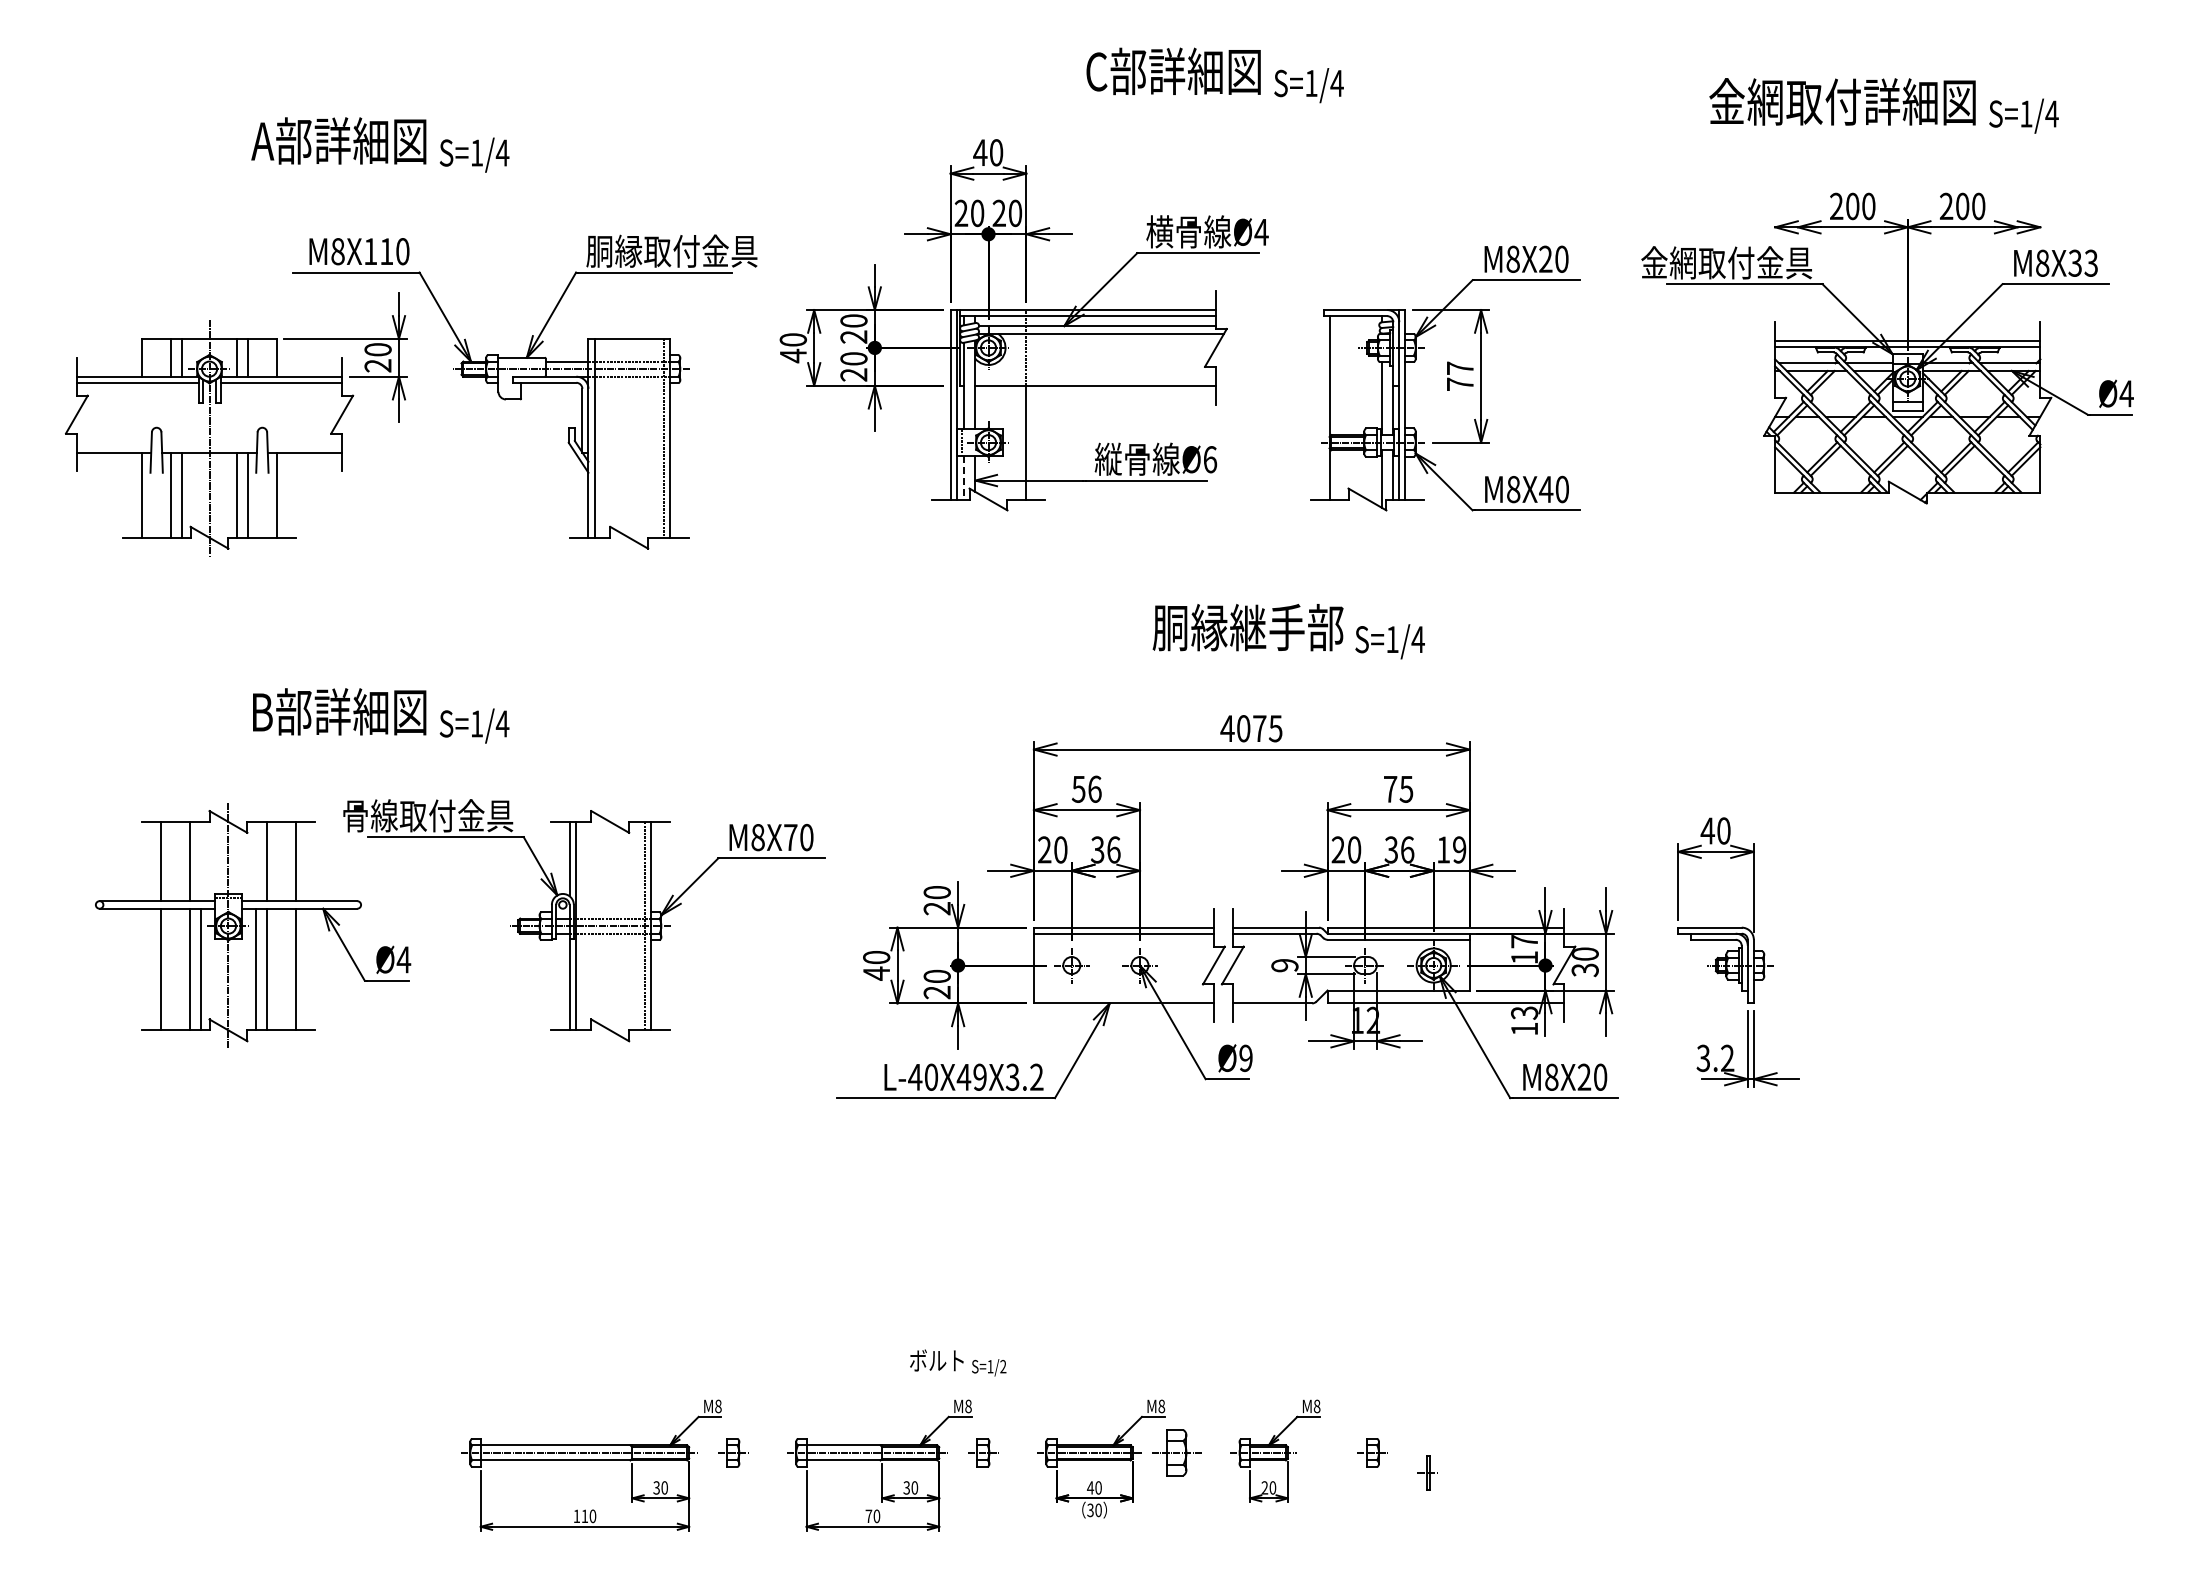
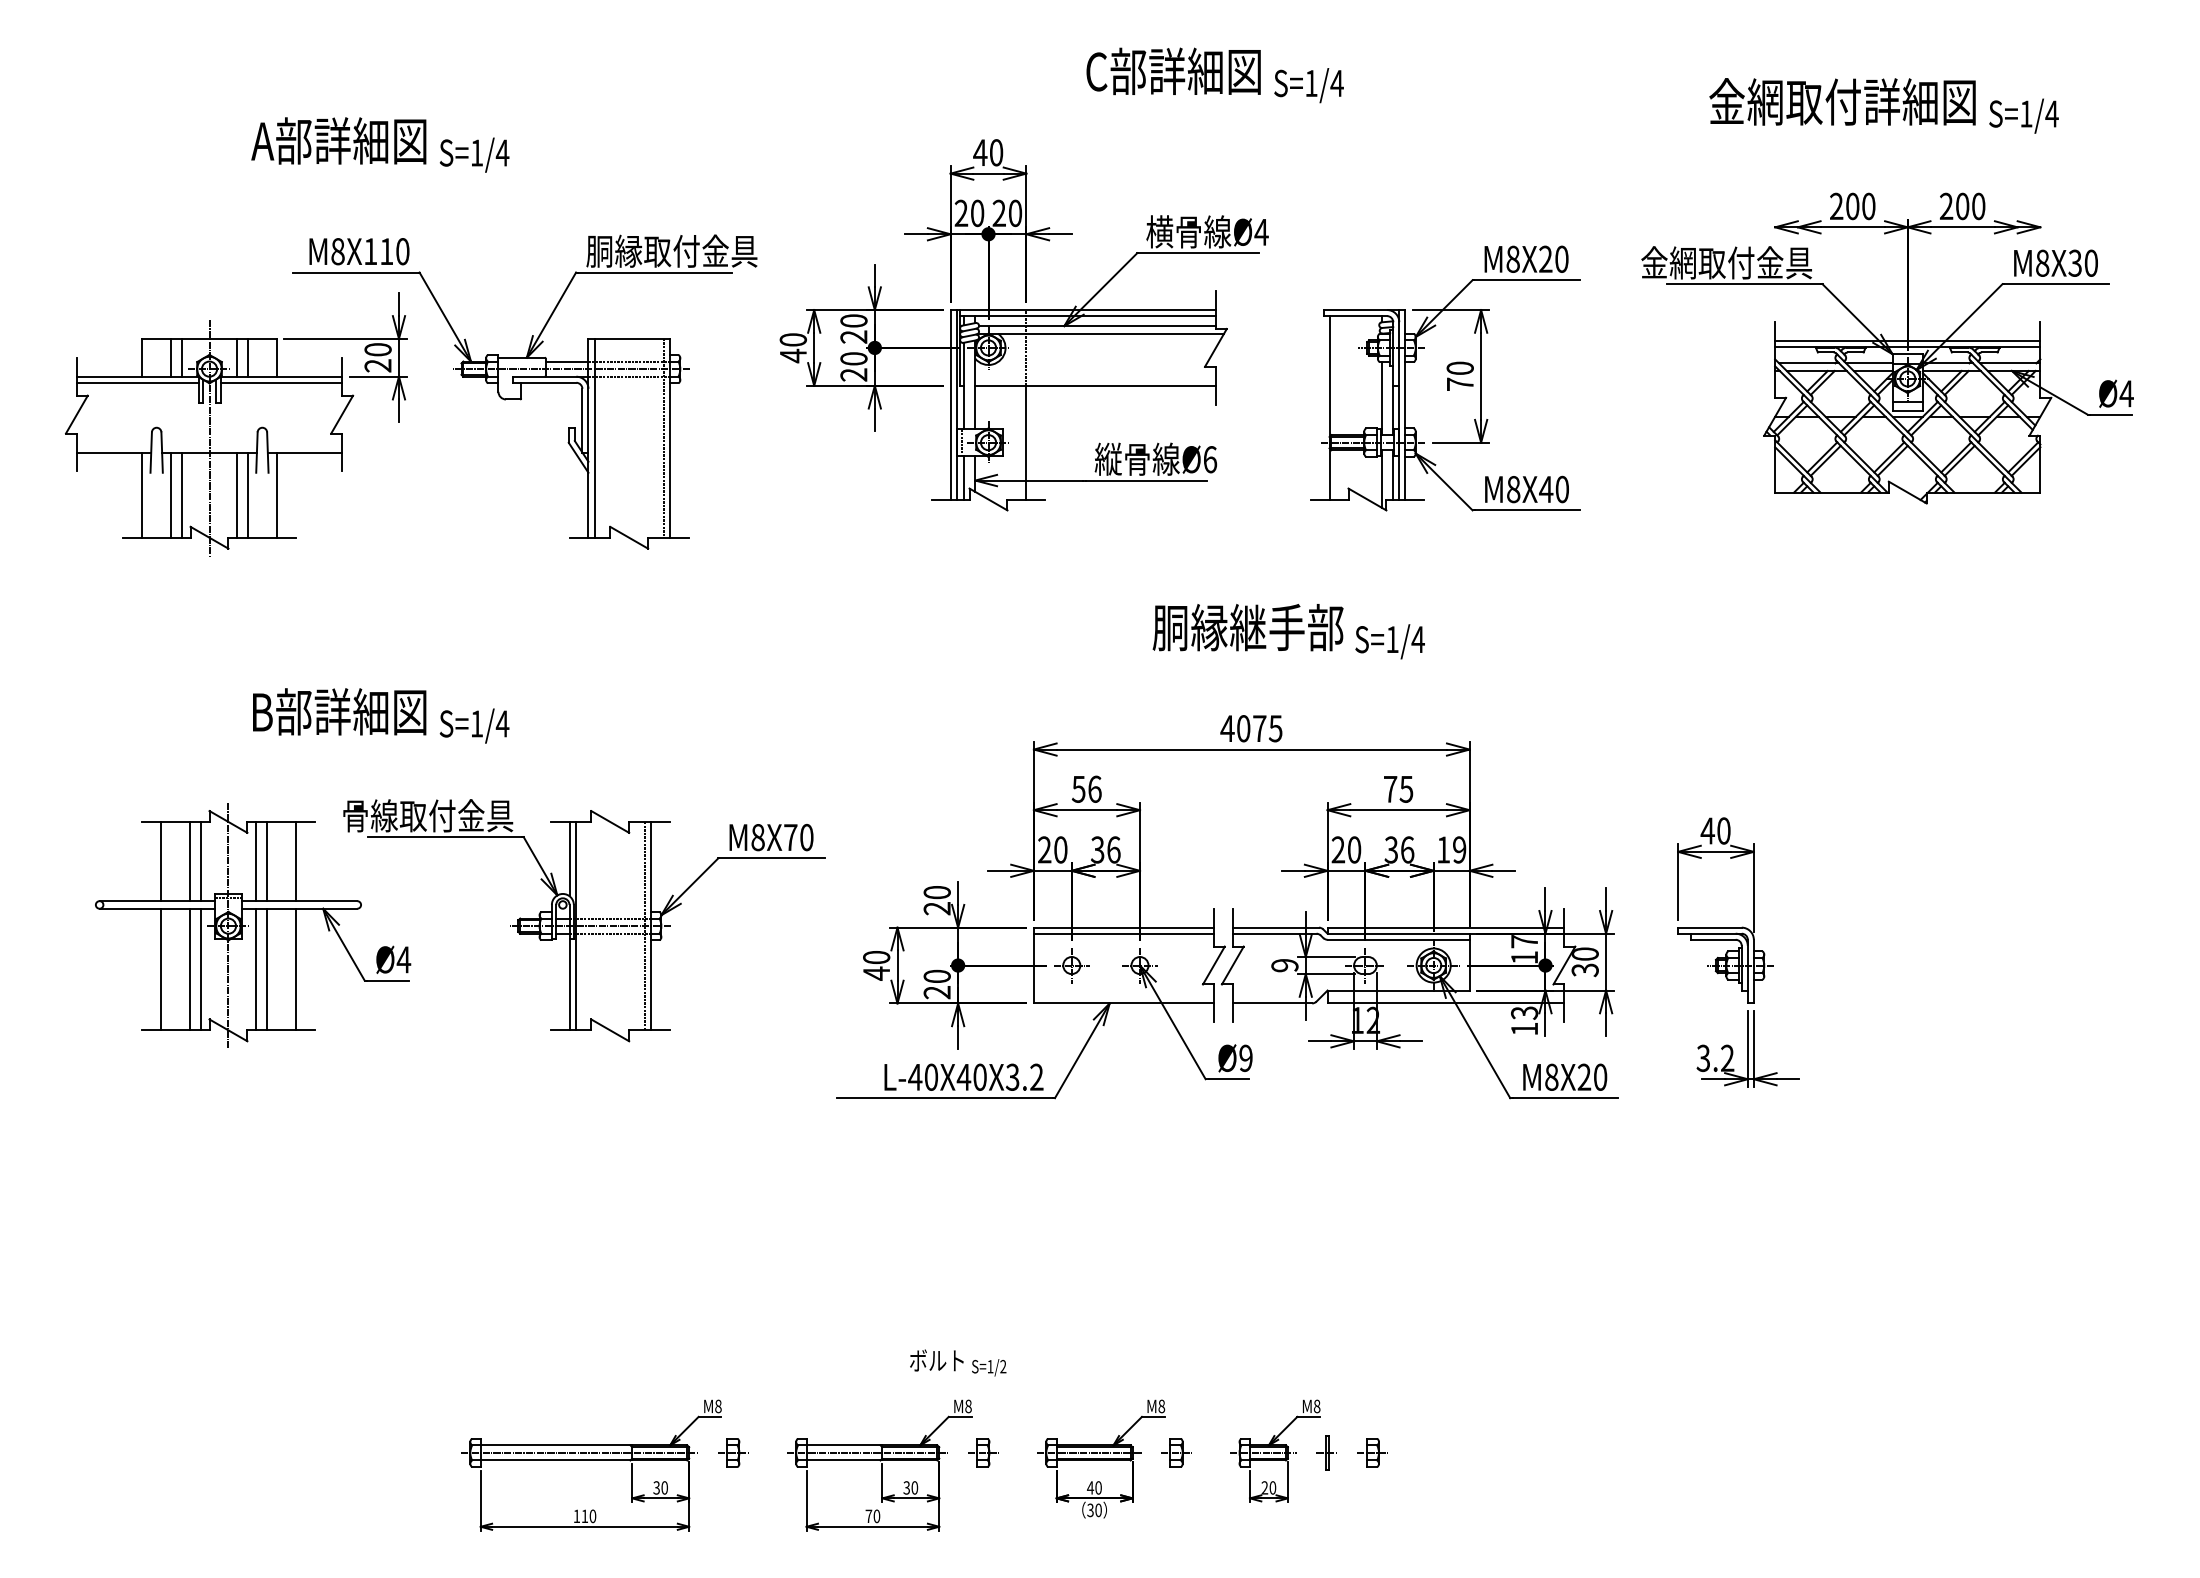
text: M8X33 -> M8X30 (2090, 262)
text: 77 -> 70 (1459, 367)
line: dashed -> solid (963, 477)
line: none -> present (200, 861)
line: none -> present (256, 861)
text: L-40X49X3.2 -> L-40X40X3.2 (979, 1076)
part size: 50x48 px -> 31x30 px (1176, 1452)
part position: (1427, 1472) -> (1326, 1452) (1326, 1452)
